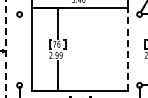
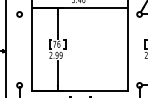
line: dashed -> solid (5, 48)
line: dashed -> solid (127, 49)
